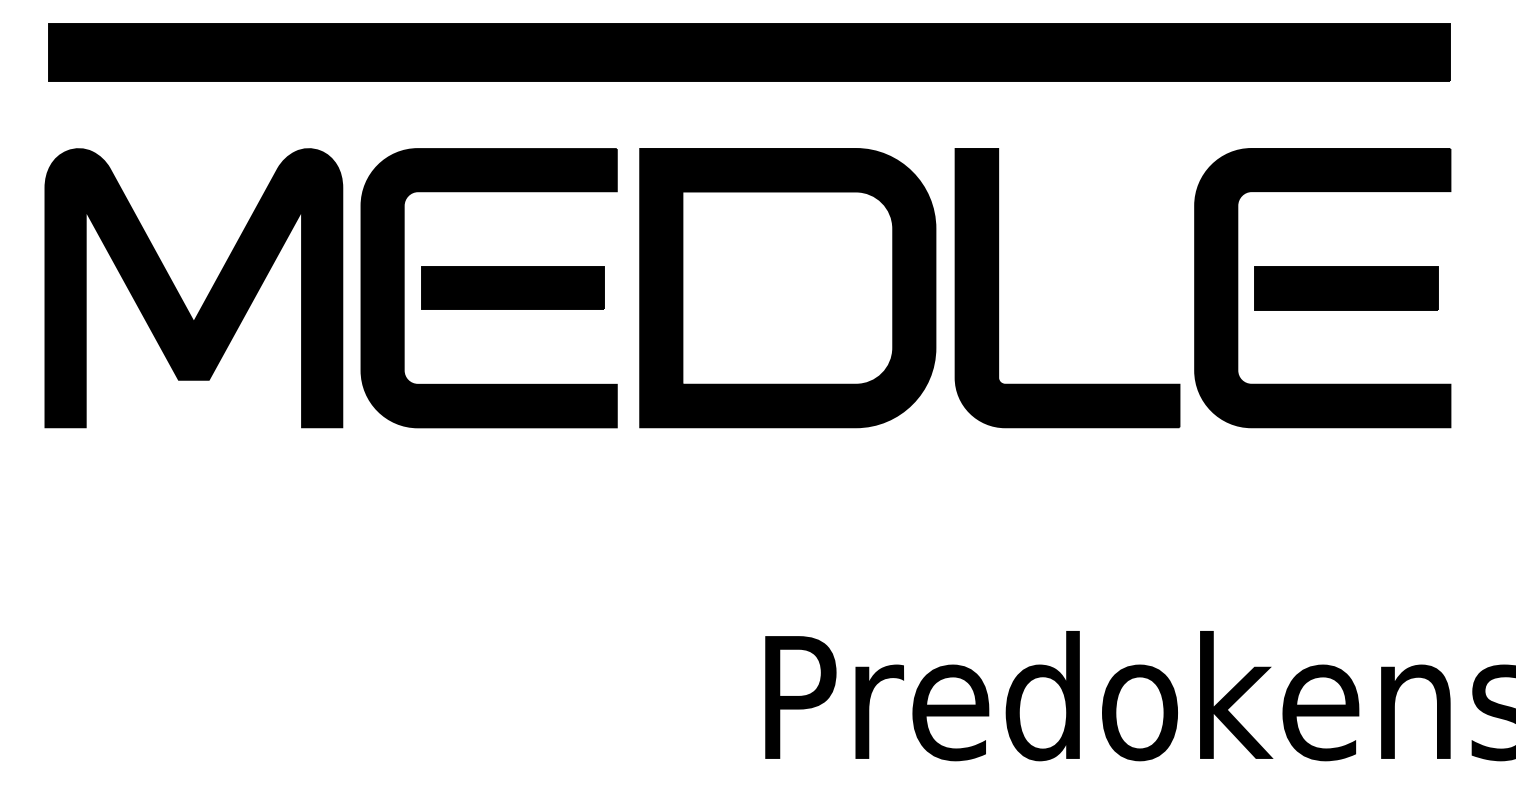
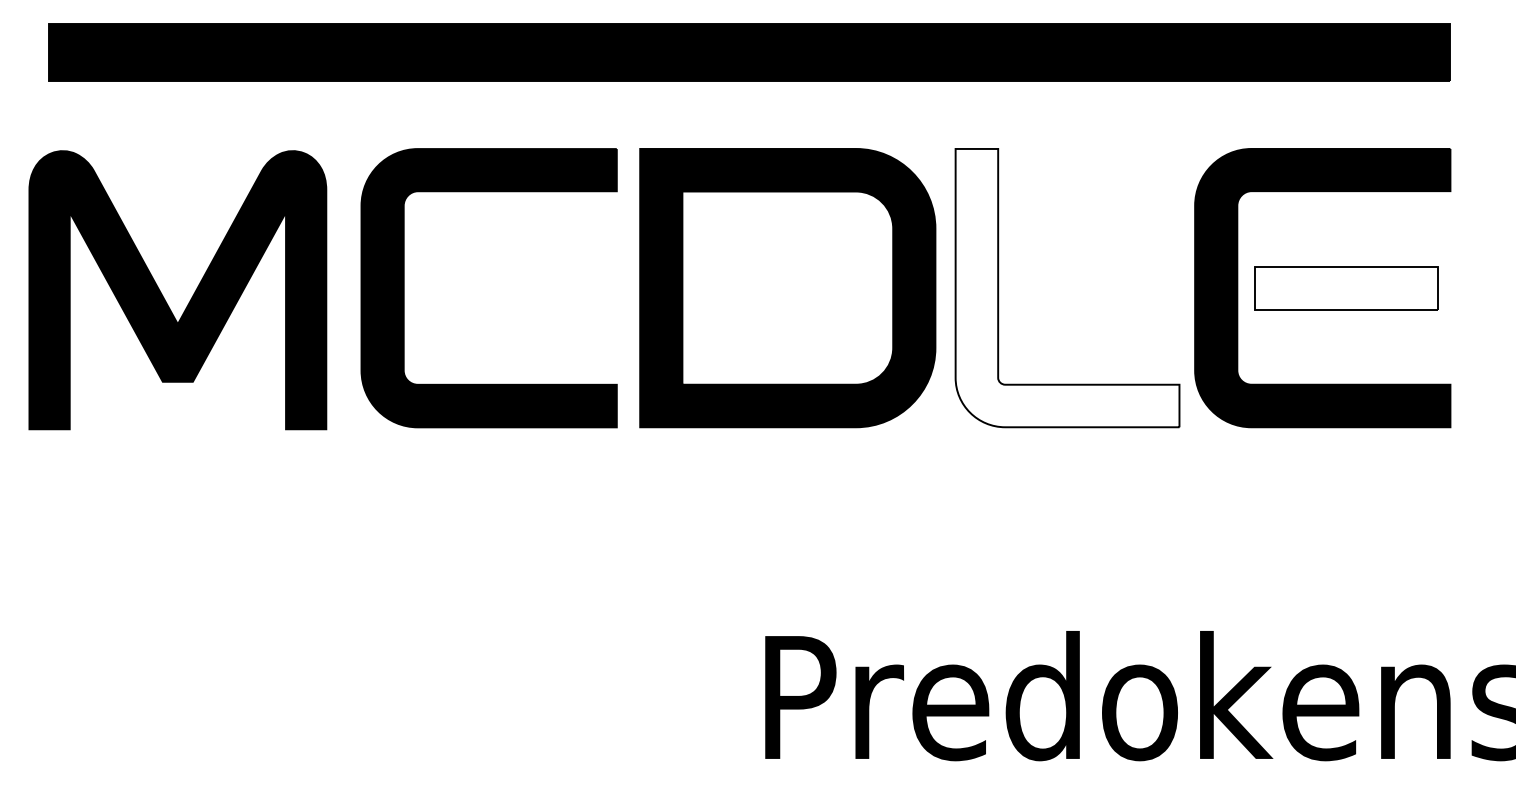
part: present -> none (512, 287)
fill: present -> none (1067, 287)
fill: present -> none (1346, 288)
part position: (180, 295) -> (164, 297) (164, 297)
